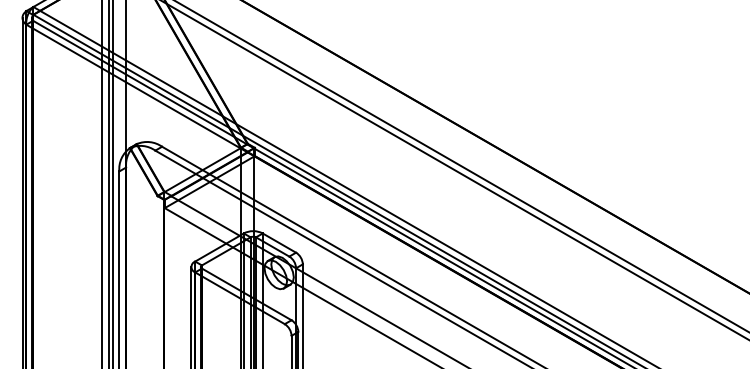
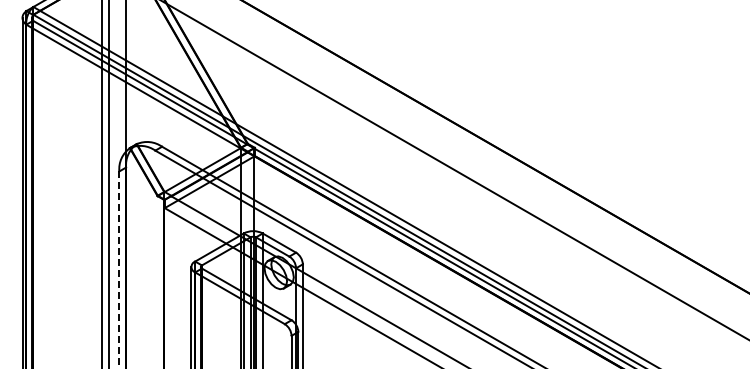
line: present -> none (461, 166)
line: present -> none (112, 183)
line: solid -> dashed (119, 270)
